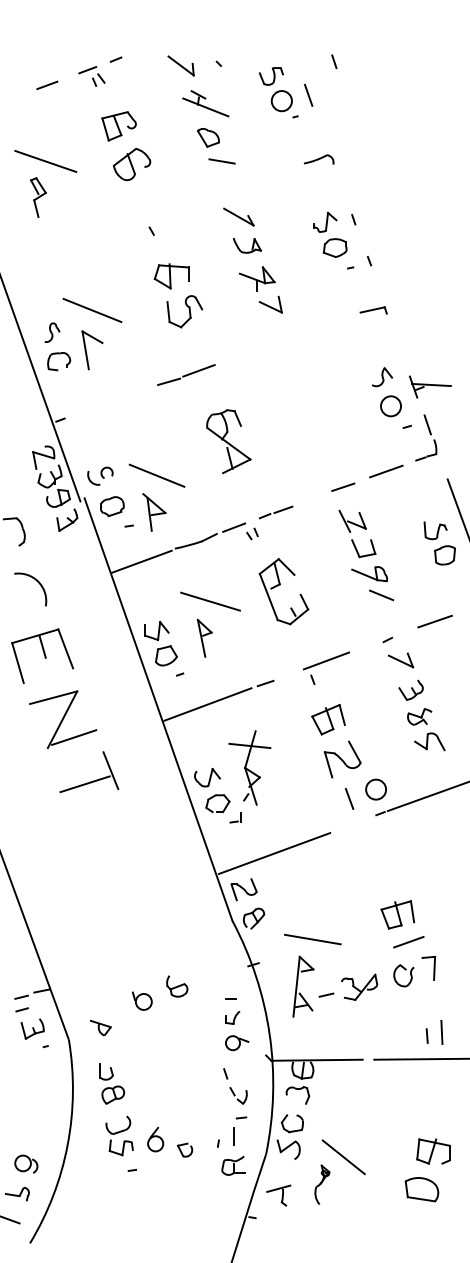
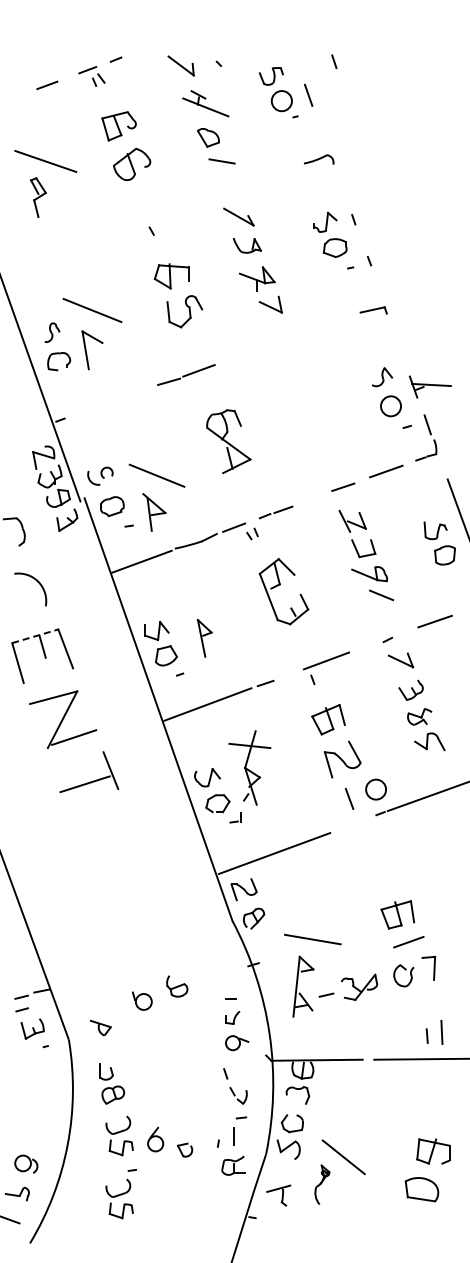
line: present -> none (210, 601)
line: solid -> dashed (35, 636)
part: none -> present (119, 1198)
